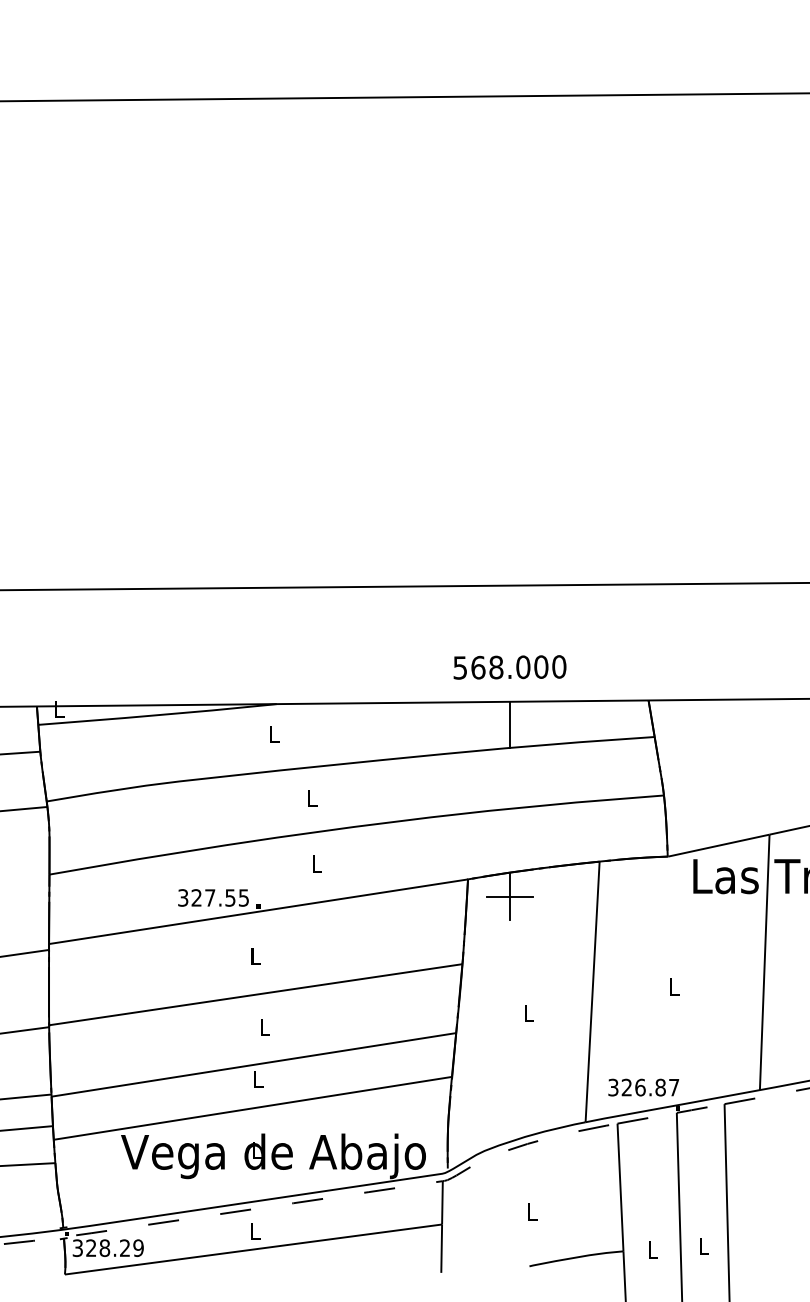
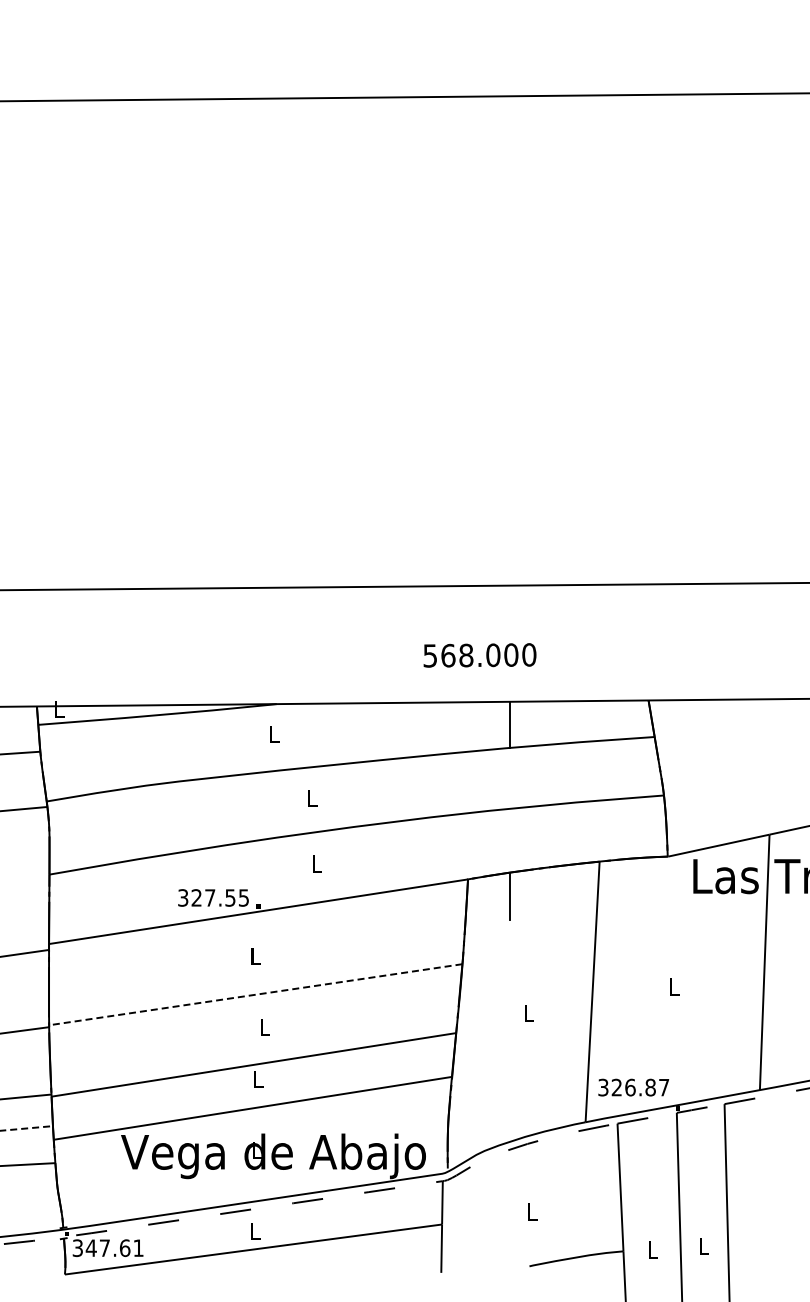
text position: (509, 667) -> (479, 655) (479, 655)
line: present -> none (509, 897)
line: solid -> dashed (255, 994)
text position: (643, 1087) -> (633, 1087) (633, 1087)
line: solid -> dashed (27, 1128)
text: 328.29 -> 347.61 (114, 1248)
